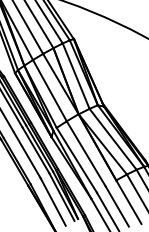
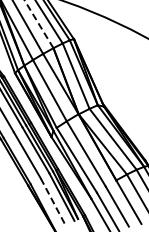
line: solid -> dashed (39, 24)
line: solid -> dashed (53, 202)
